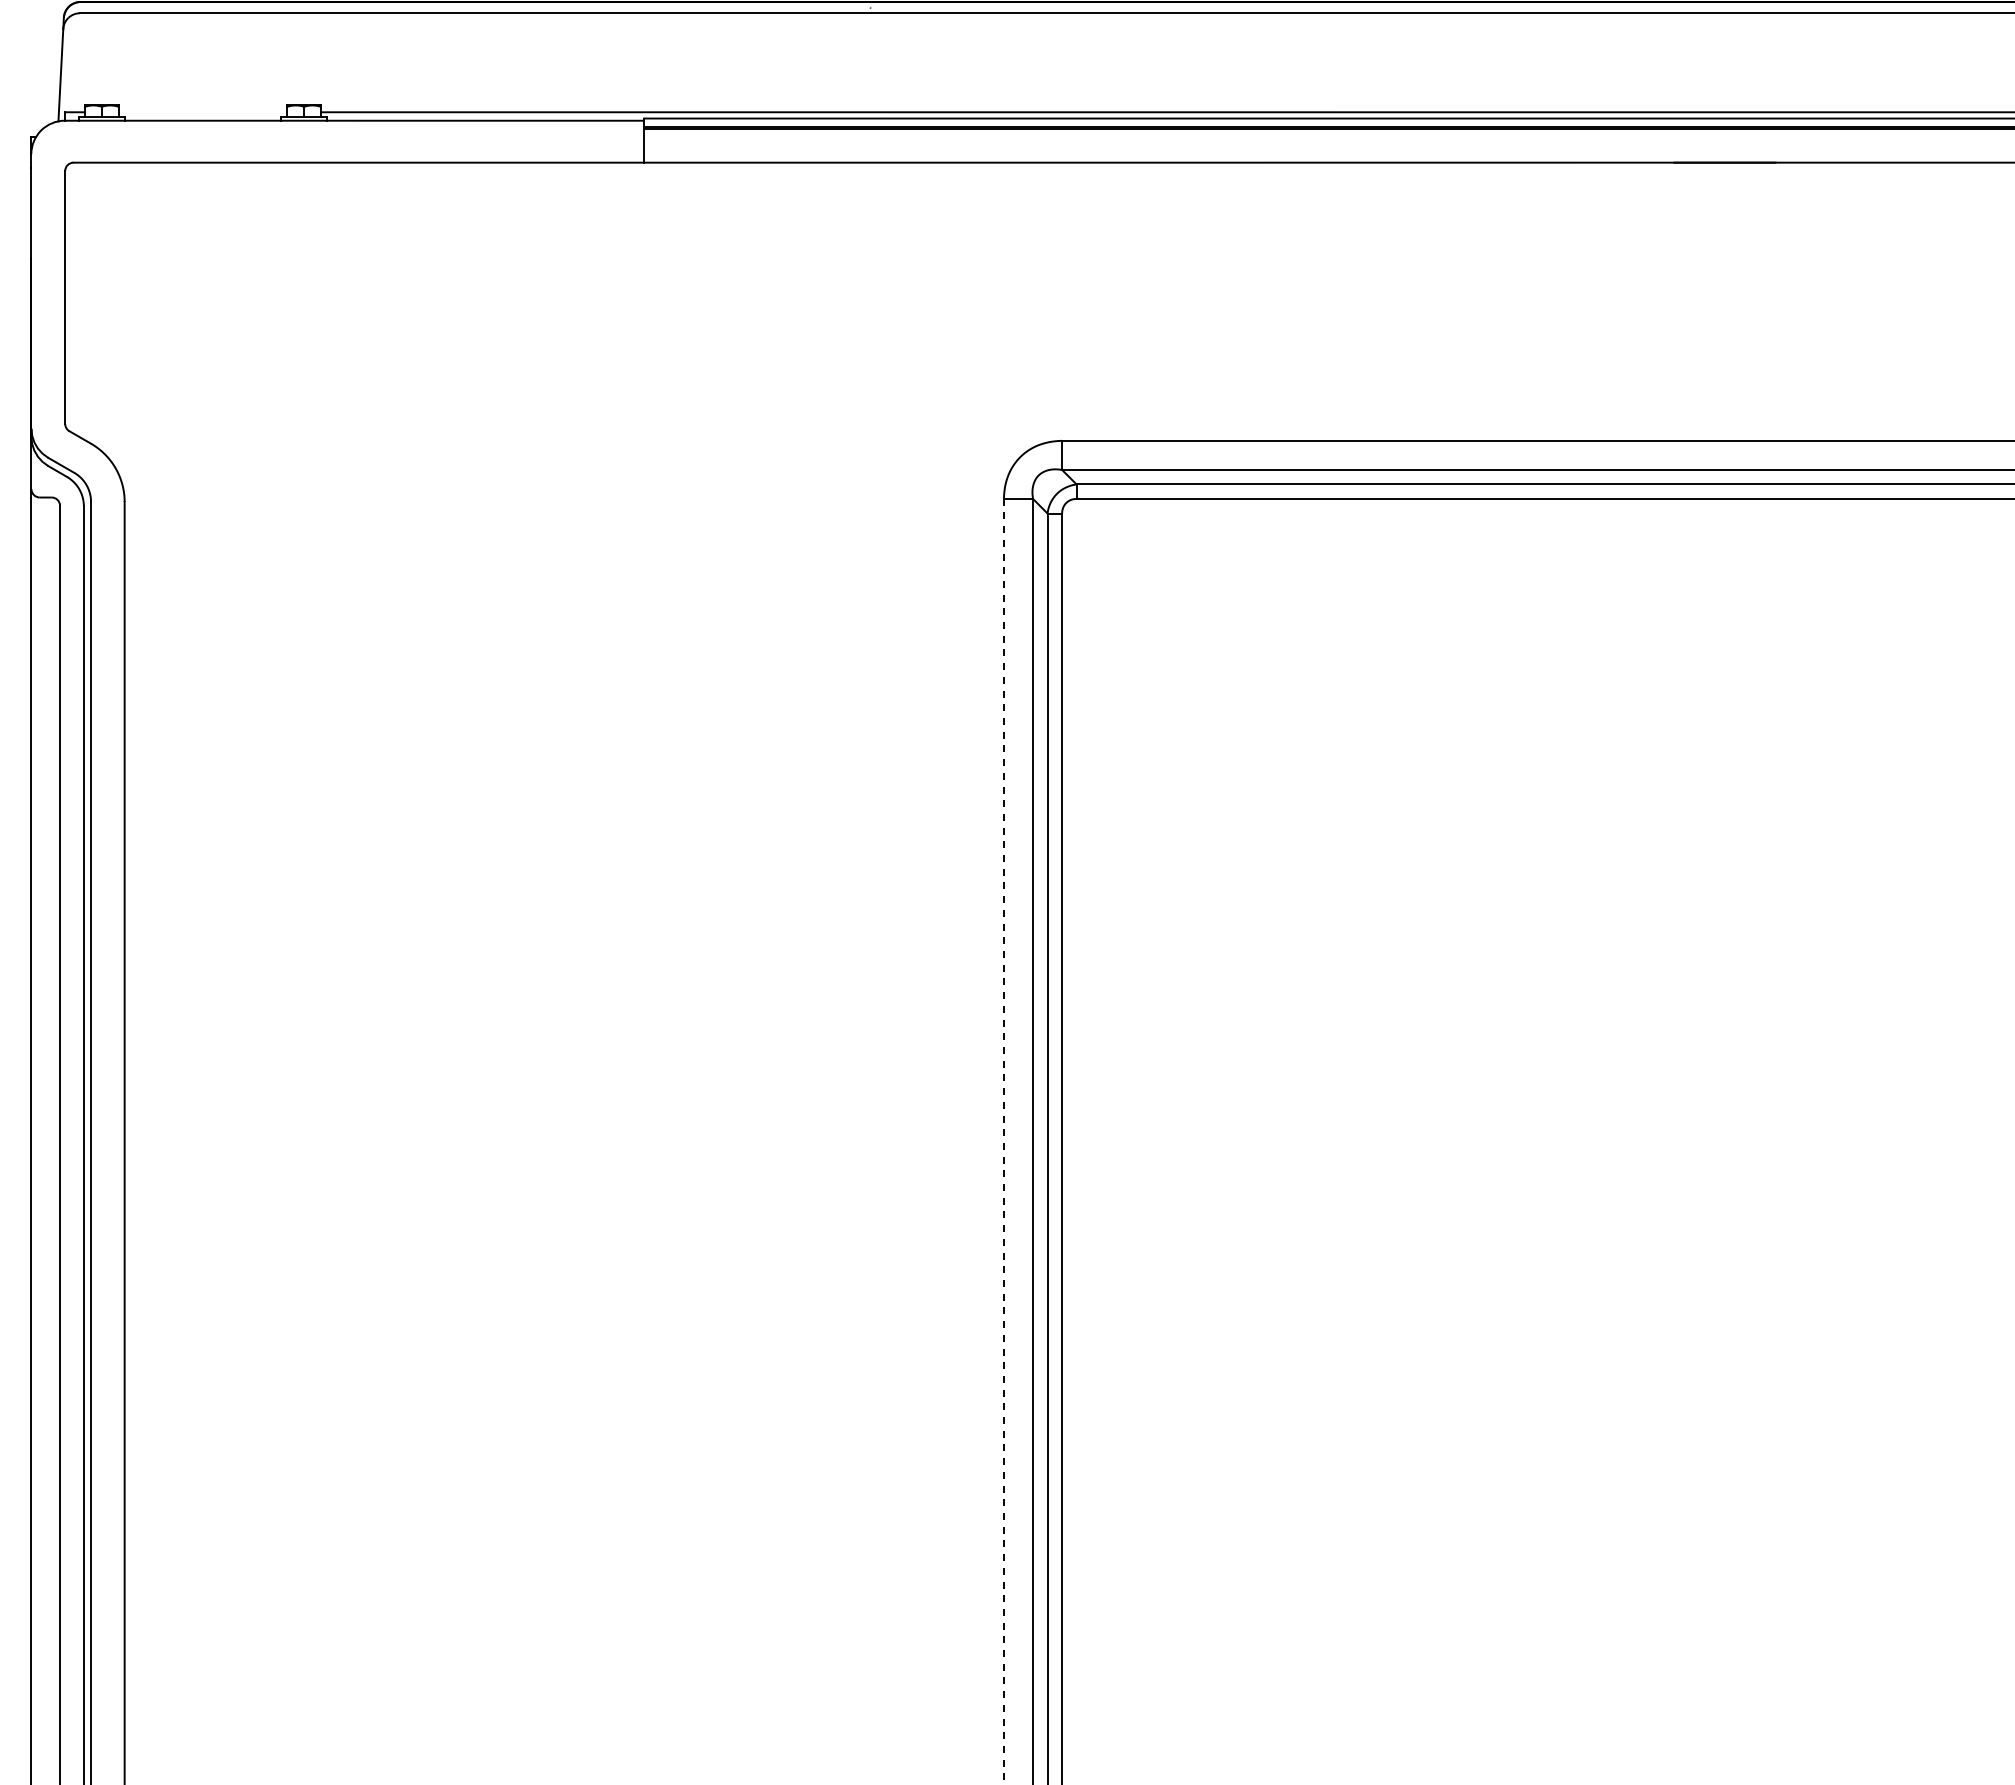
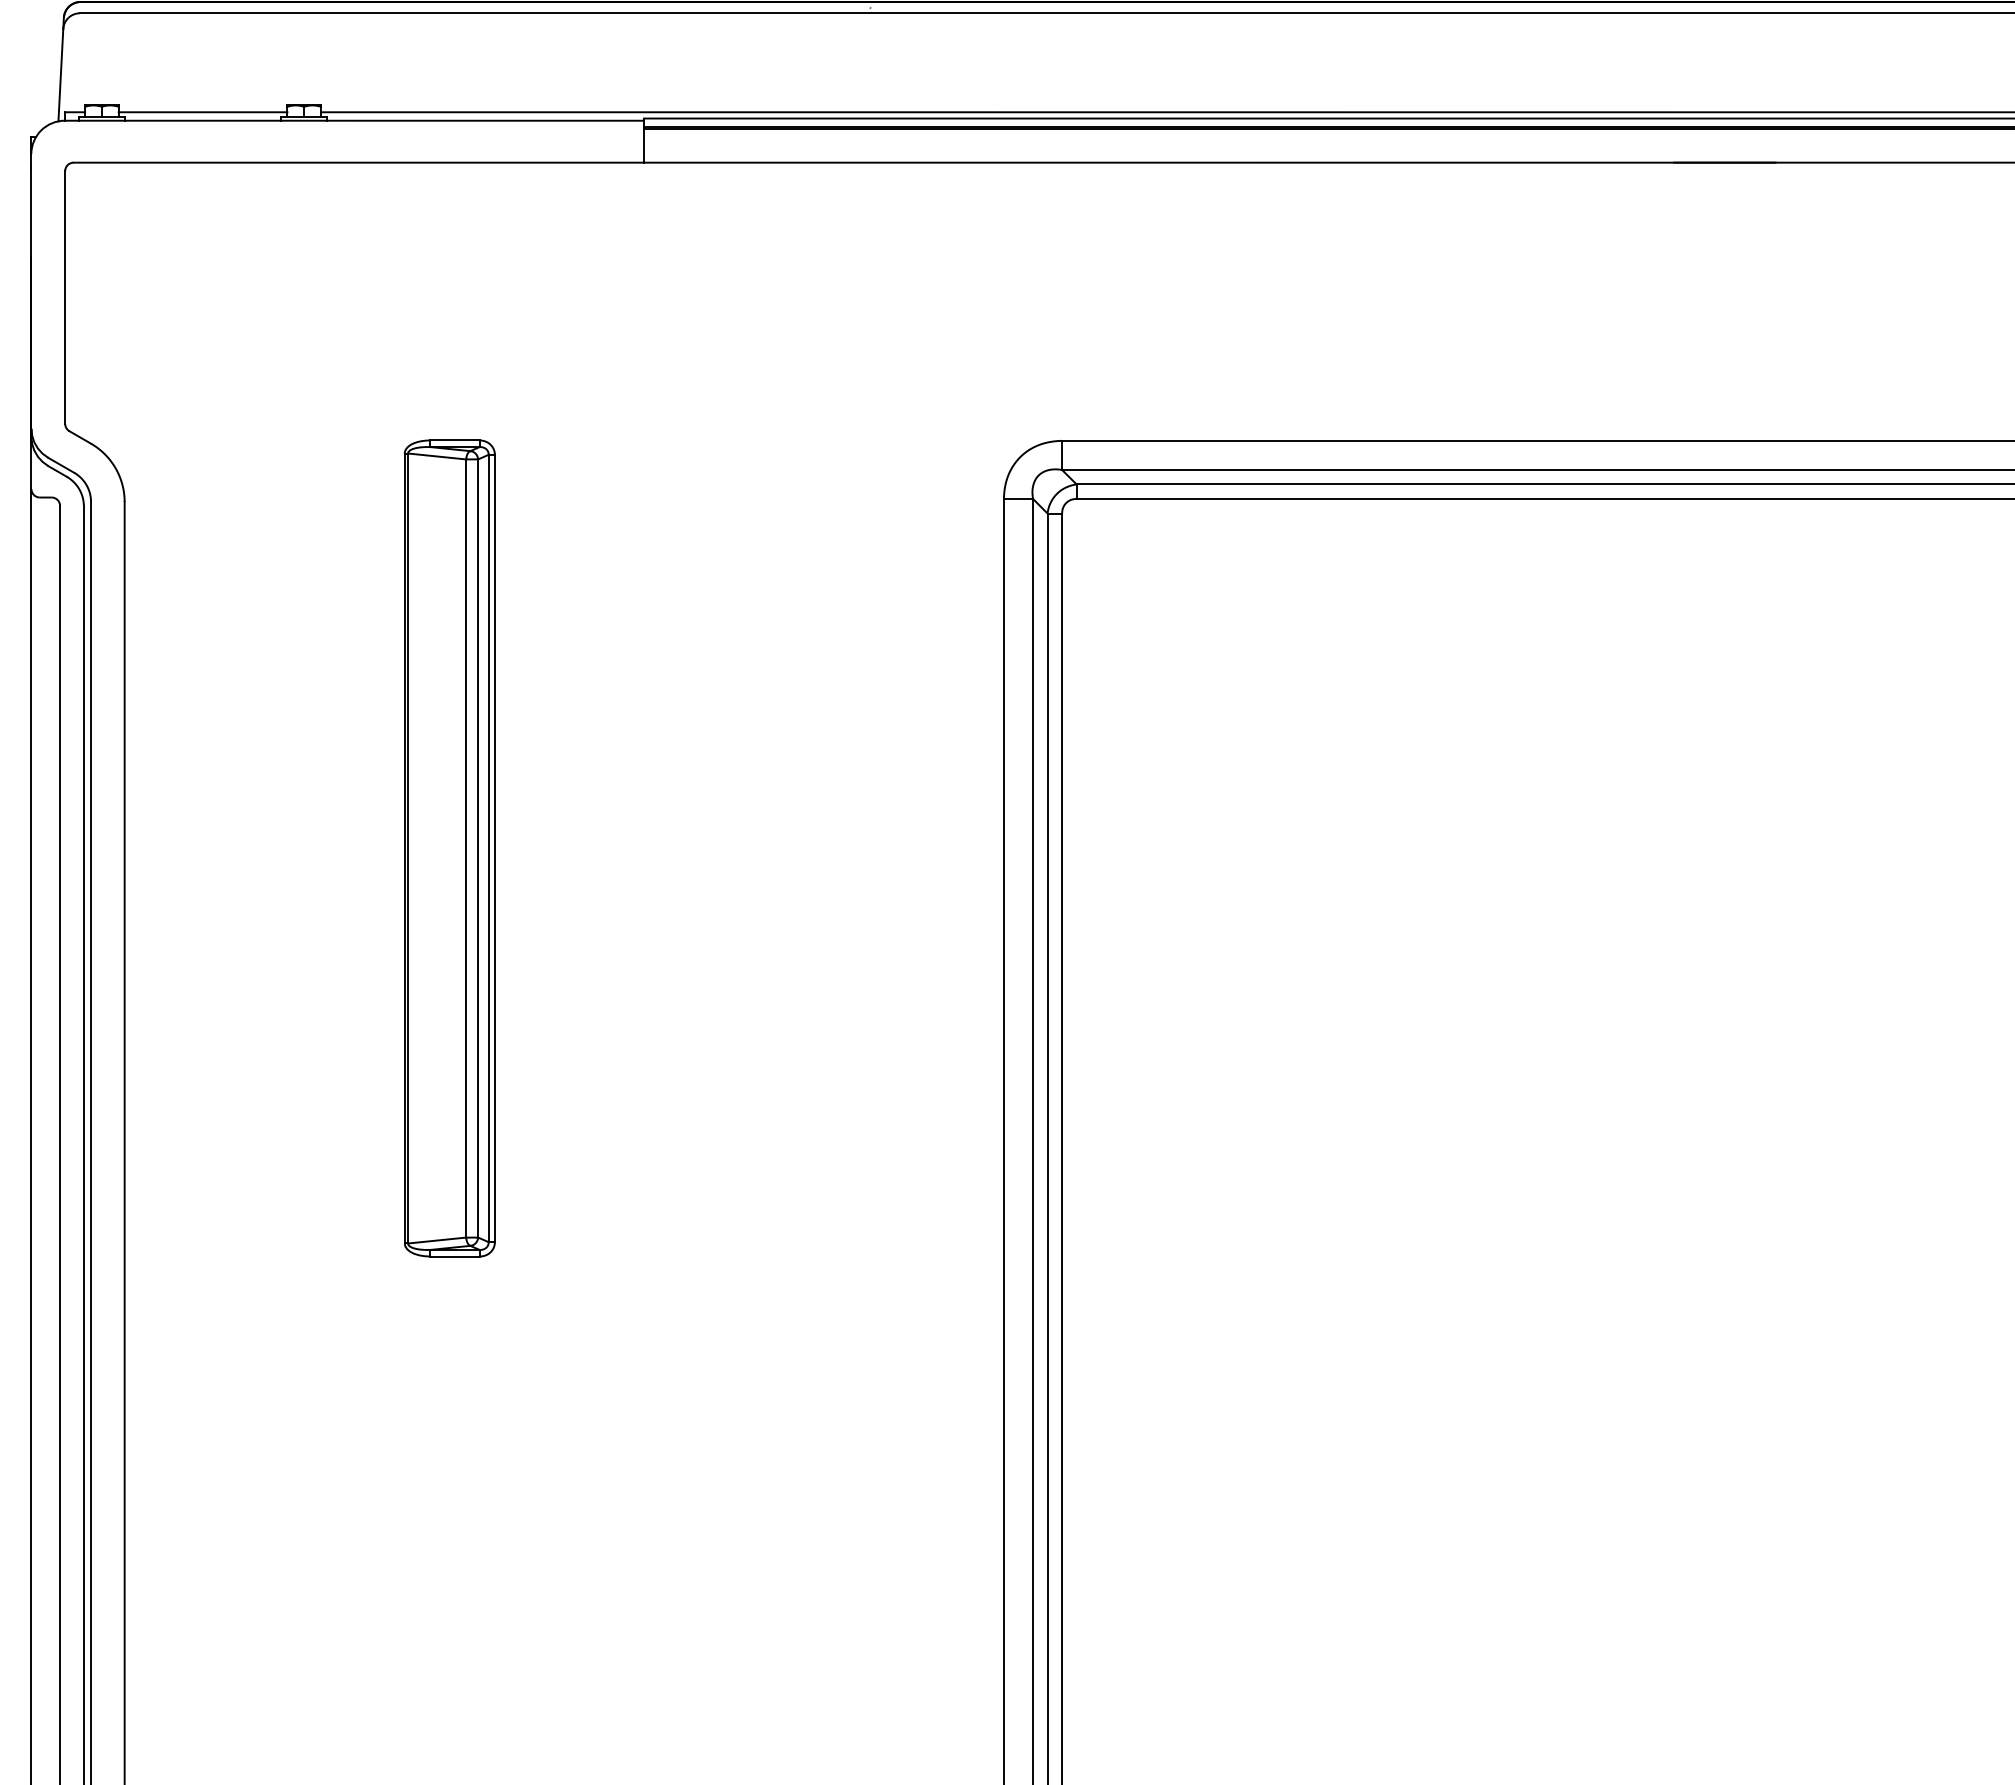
line: none -> present (202, 112)
part: none -> present (449, 848)
line: dashed -> solid (1003, 1141)
